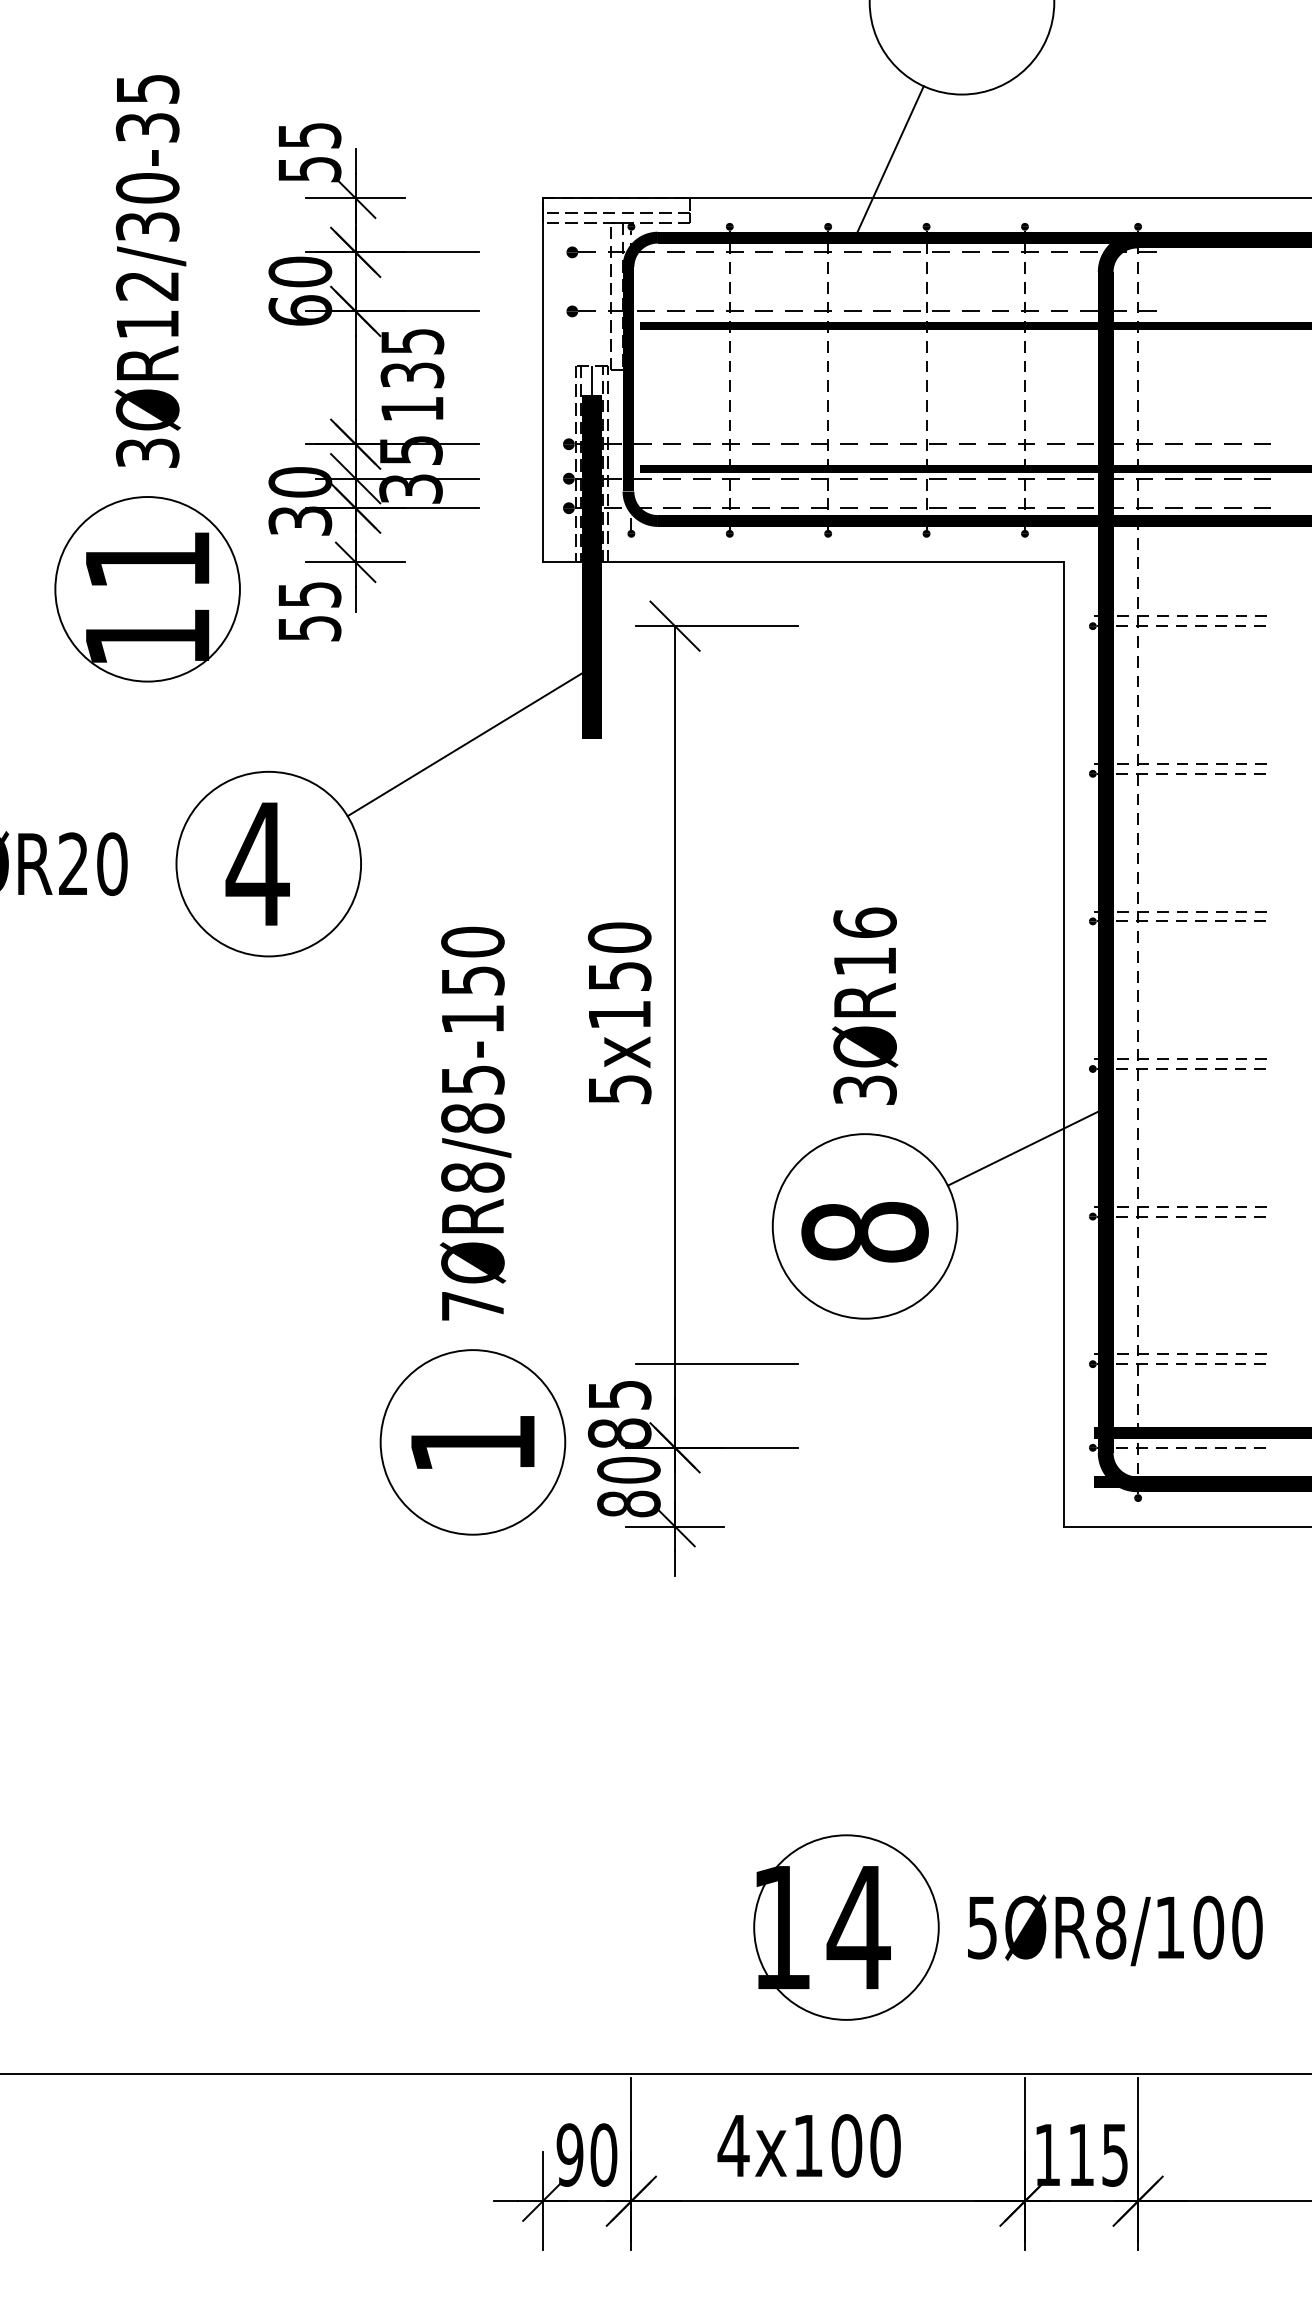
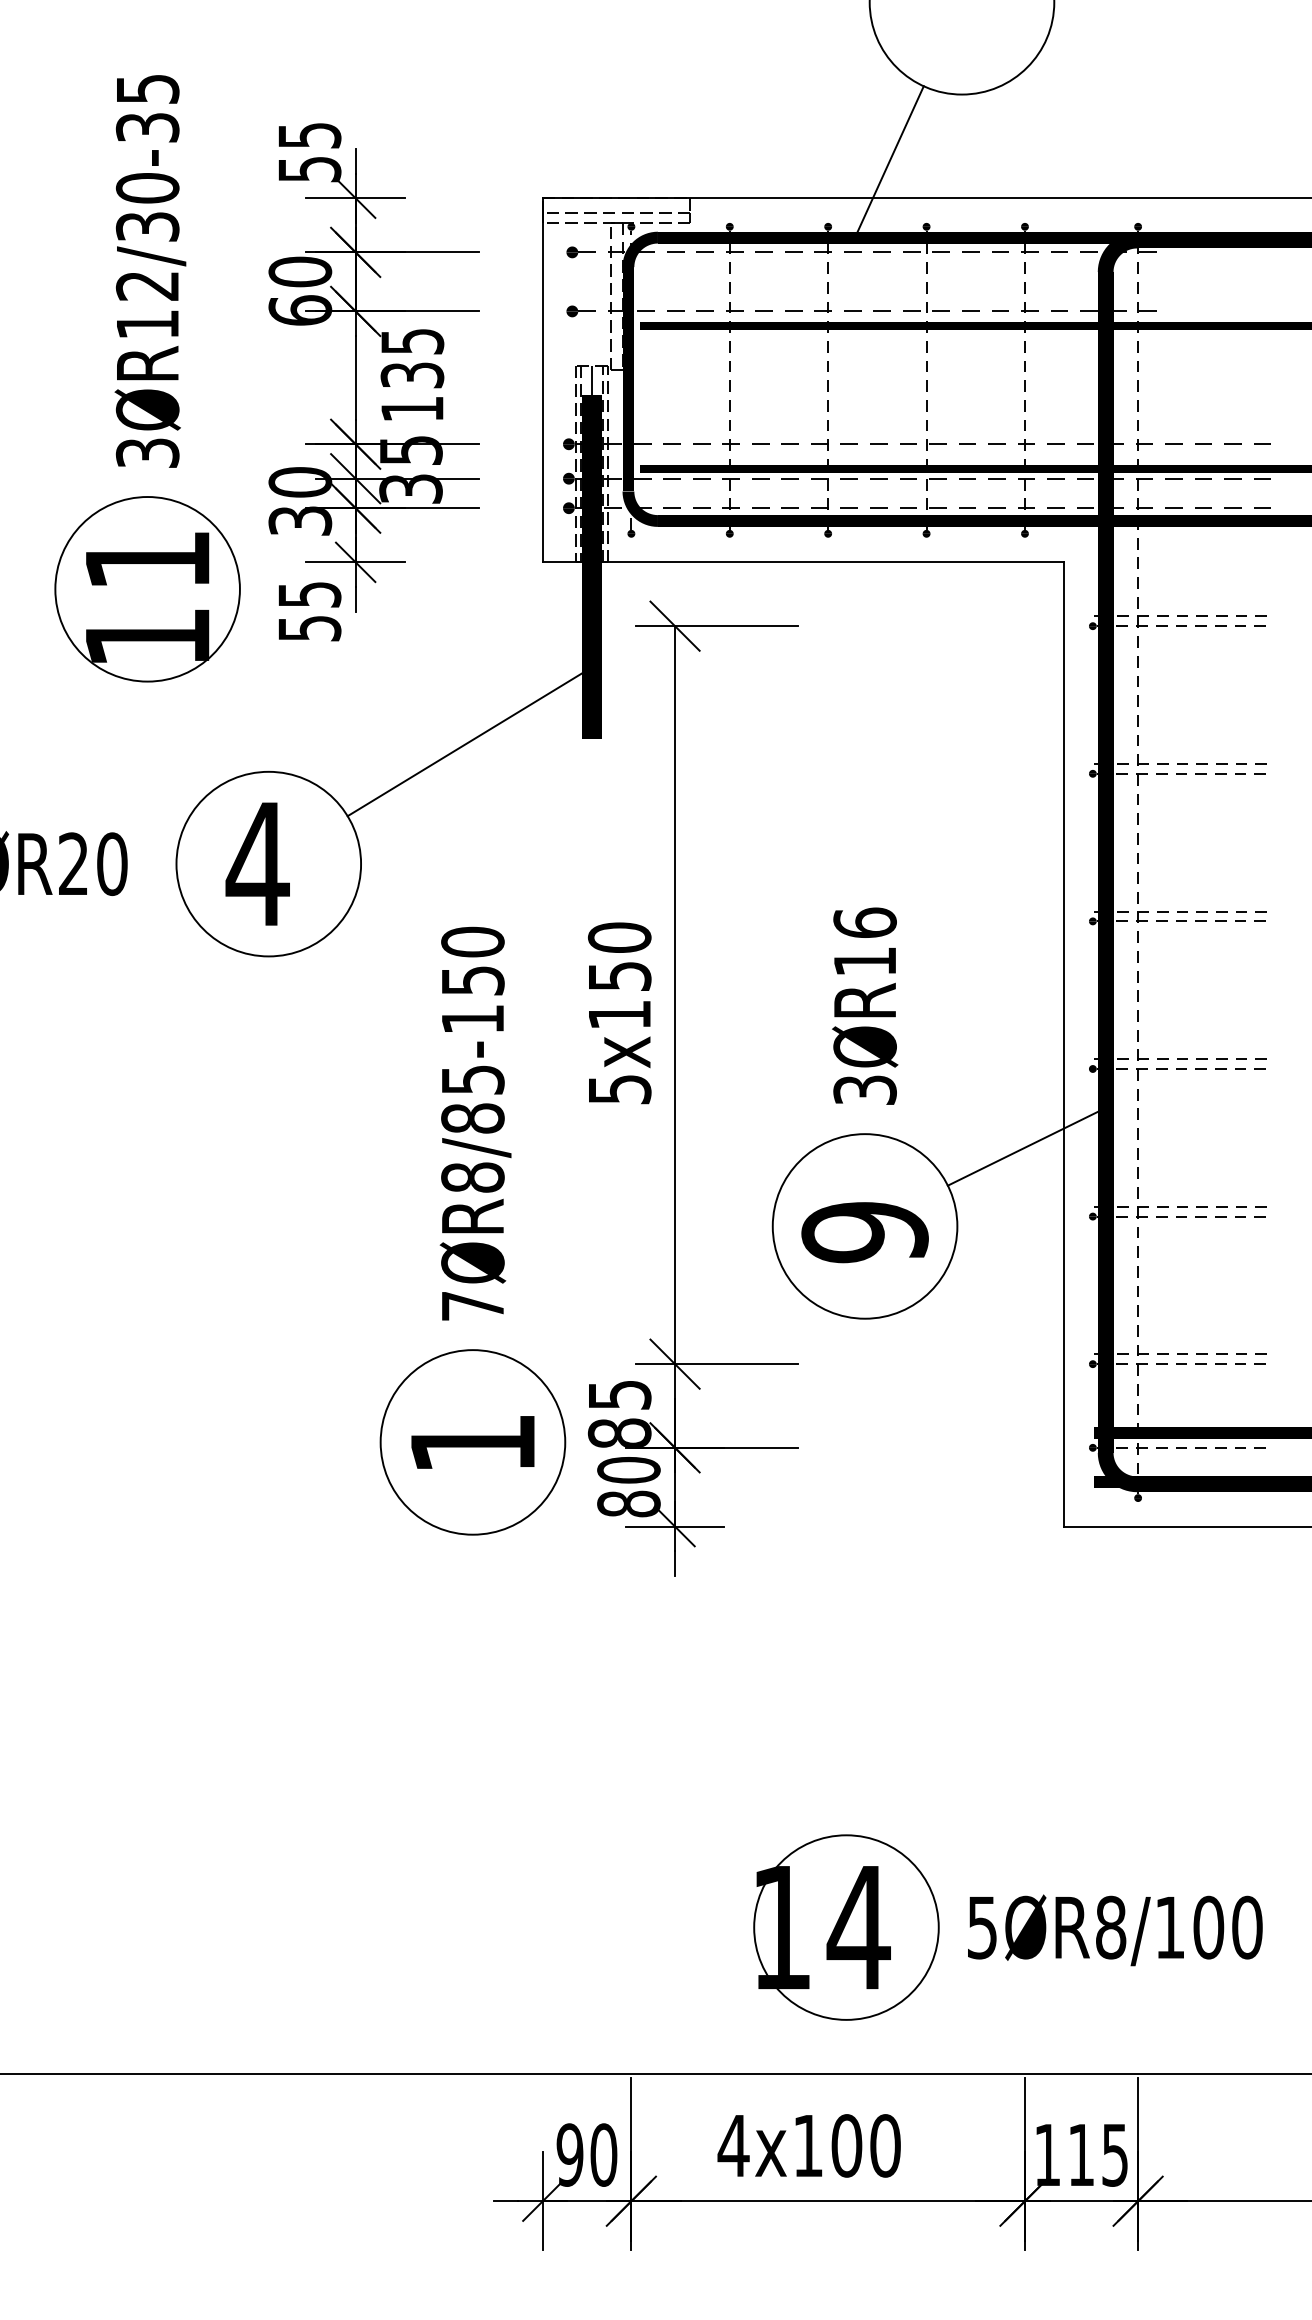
text: 8 -> 9 (864, 1232)
line: none -> present (674, 1363)
